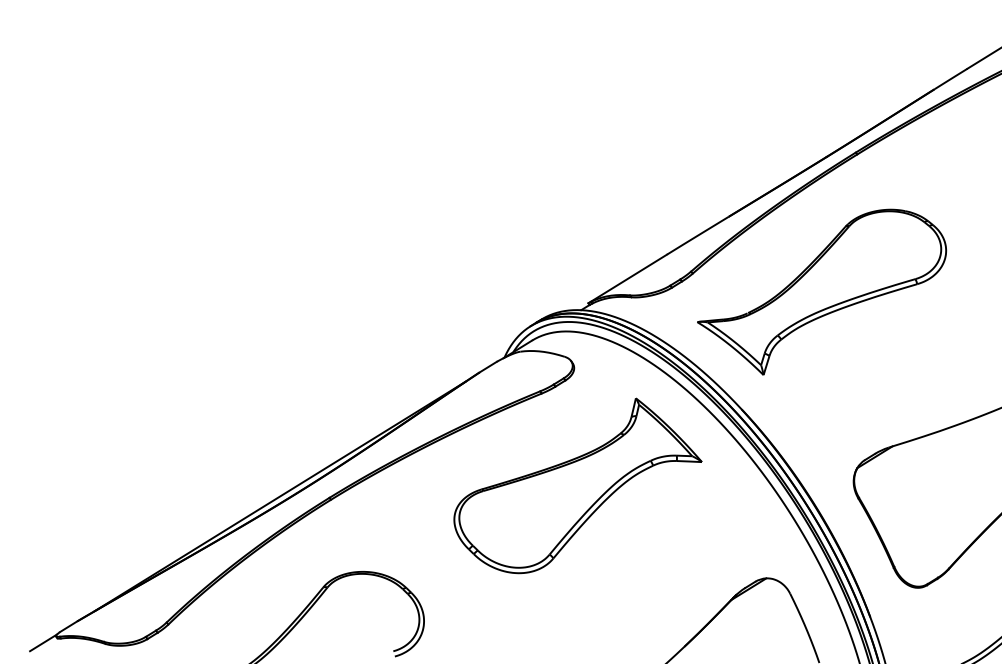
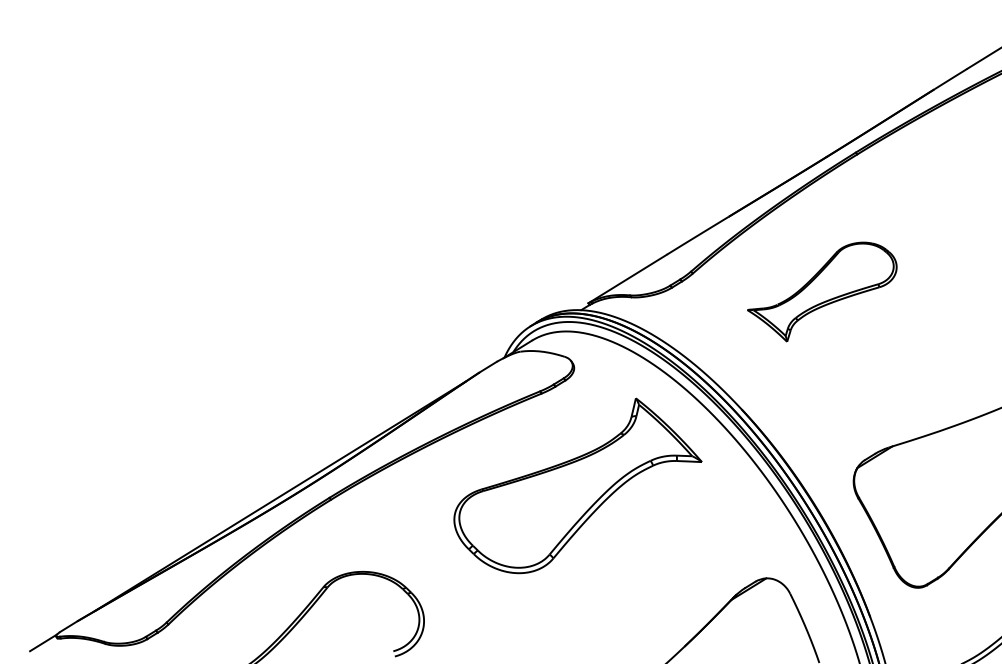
part size: 251x168 px -> 151x102 px (822, 291)
